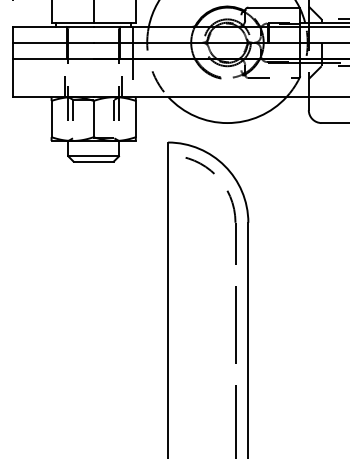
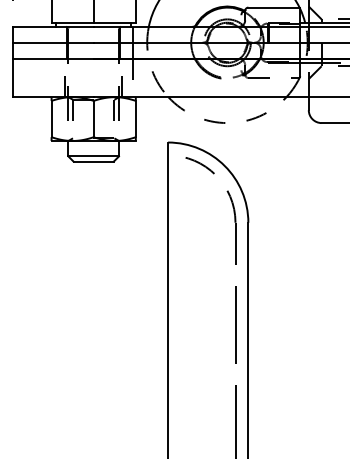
arc: solid -> dashed (227, 123)
